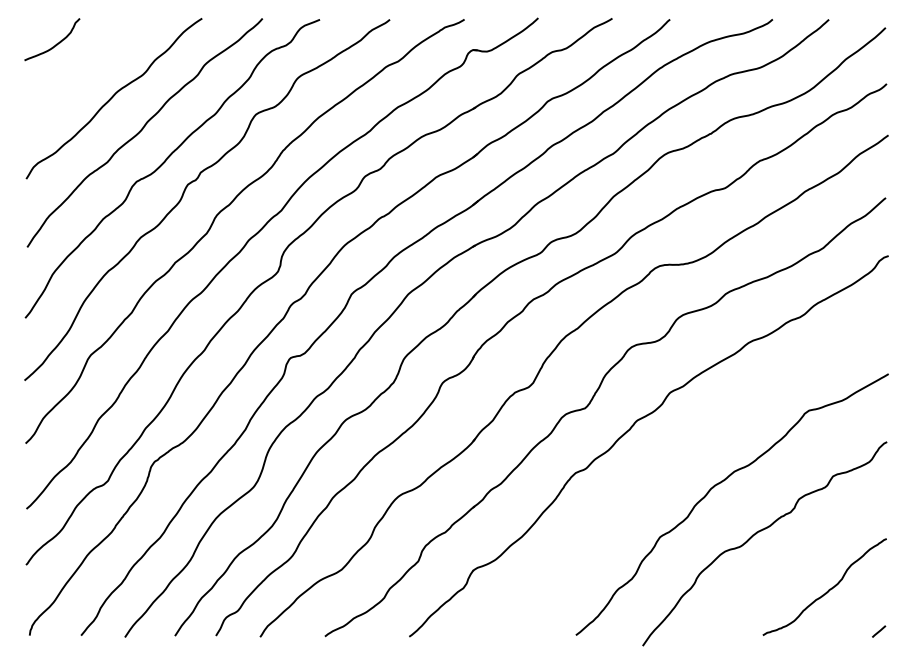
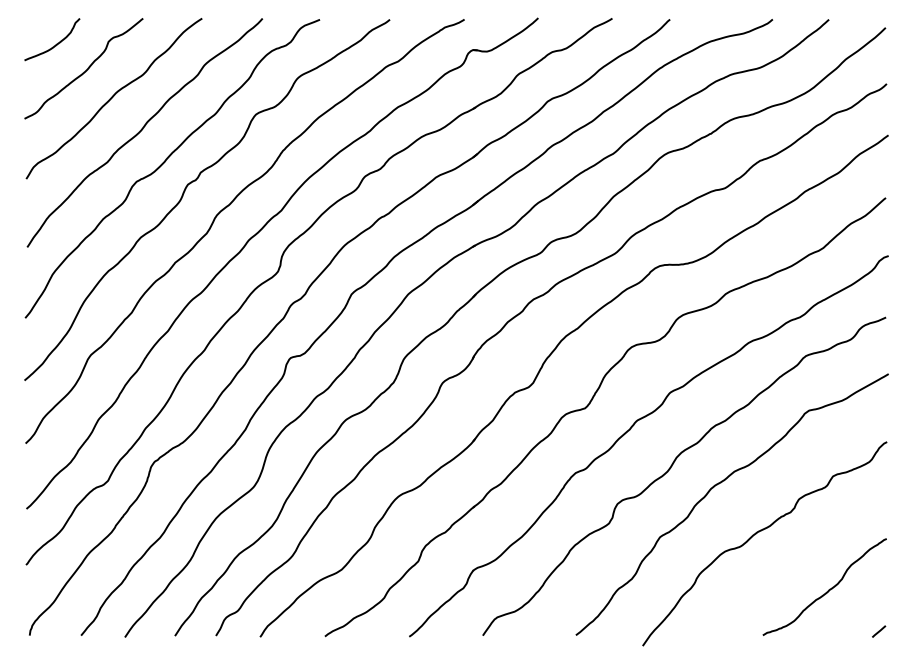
curve: none -> present (85, 70)
curve: none -> present (671, 468)
